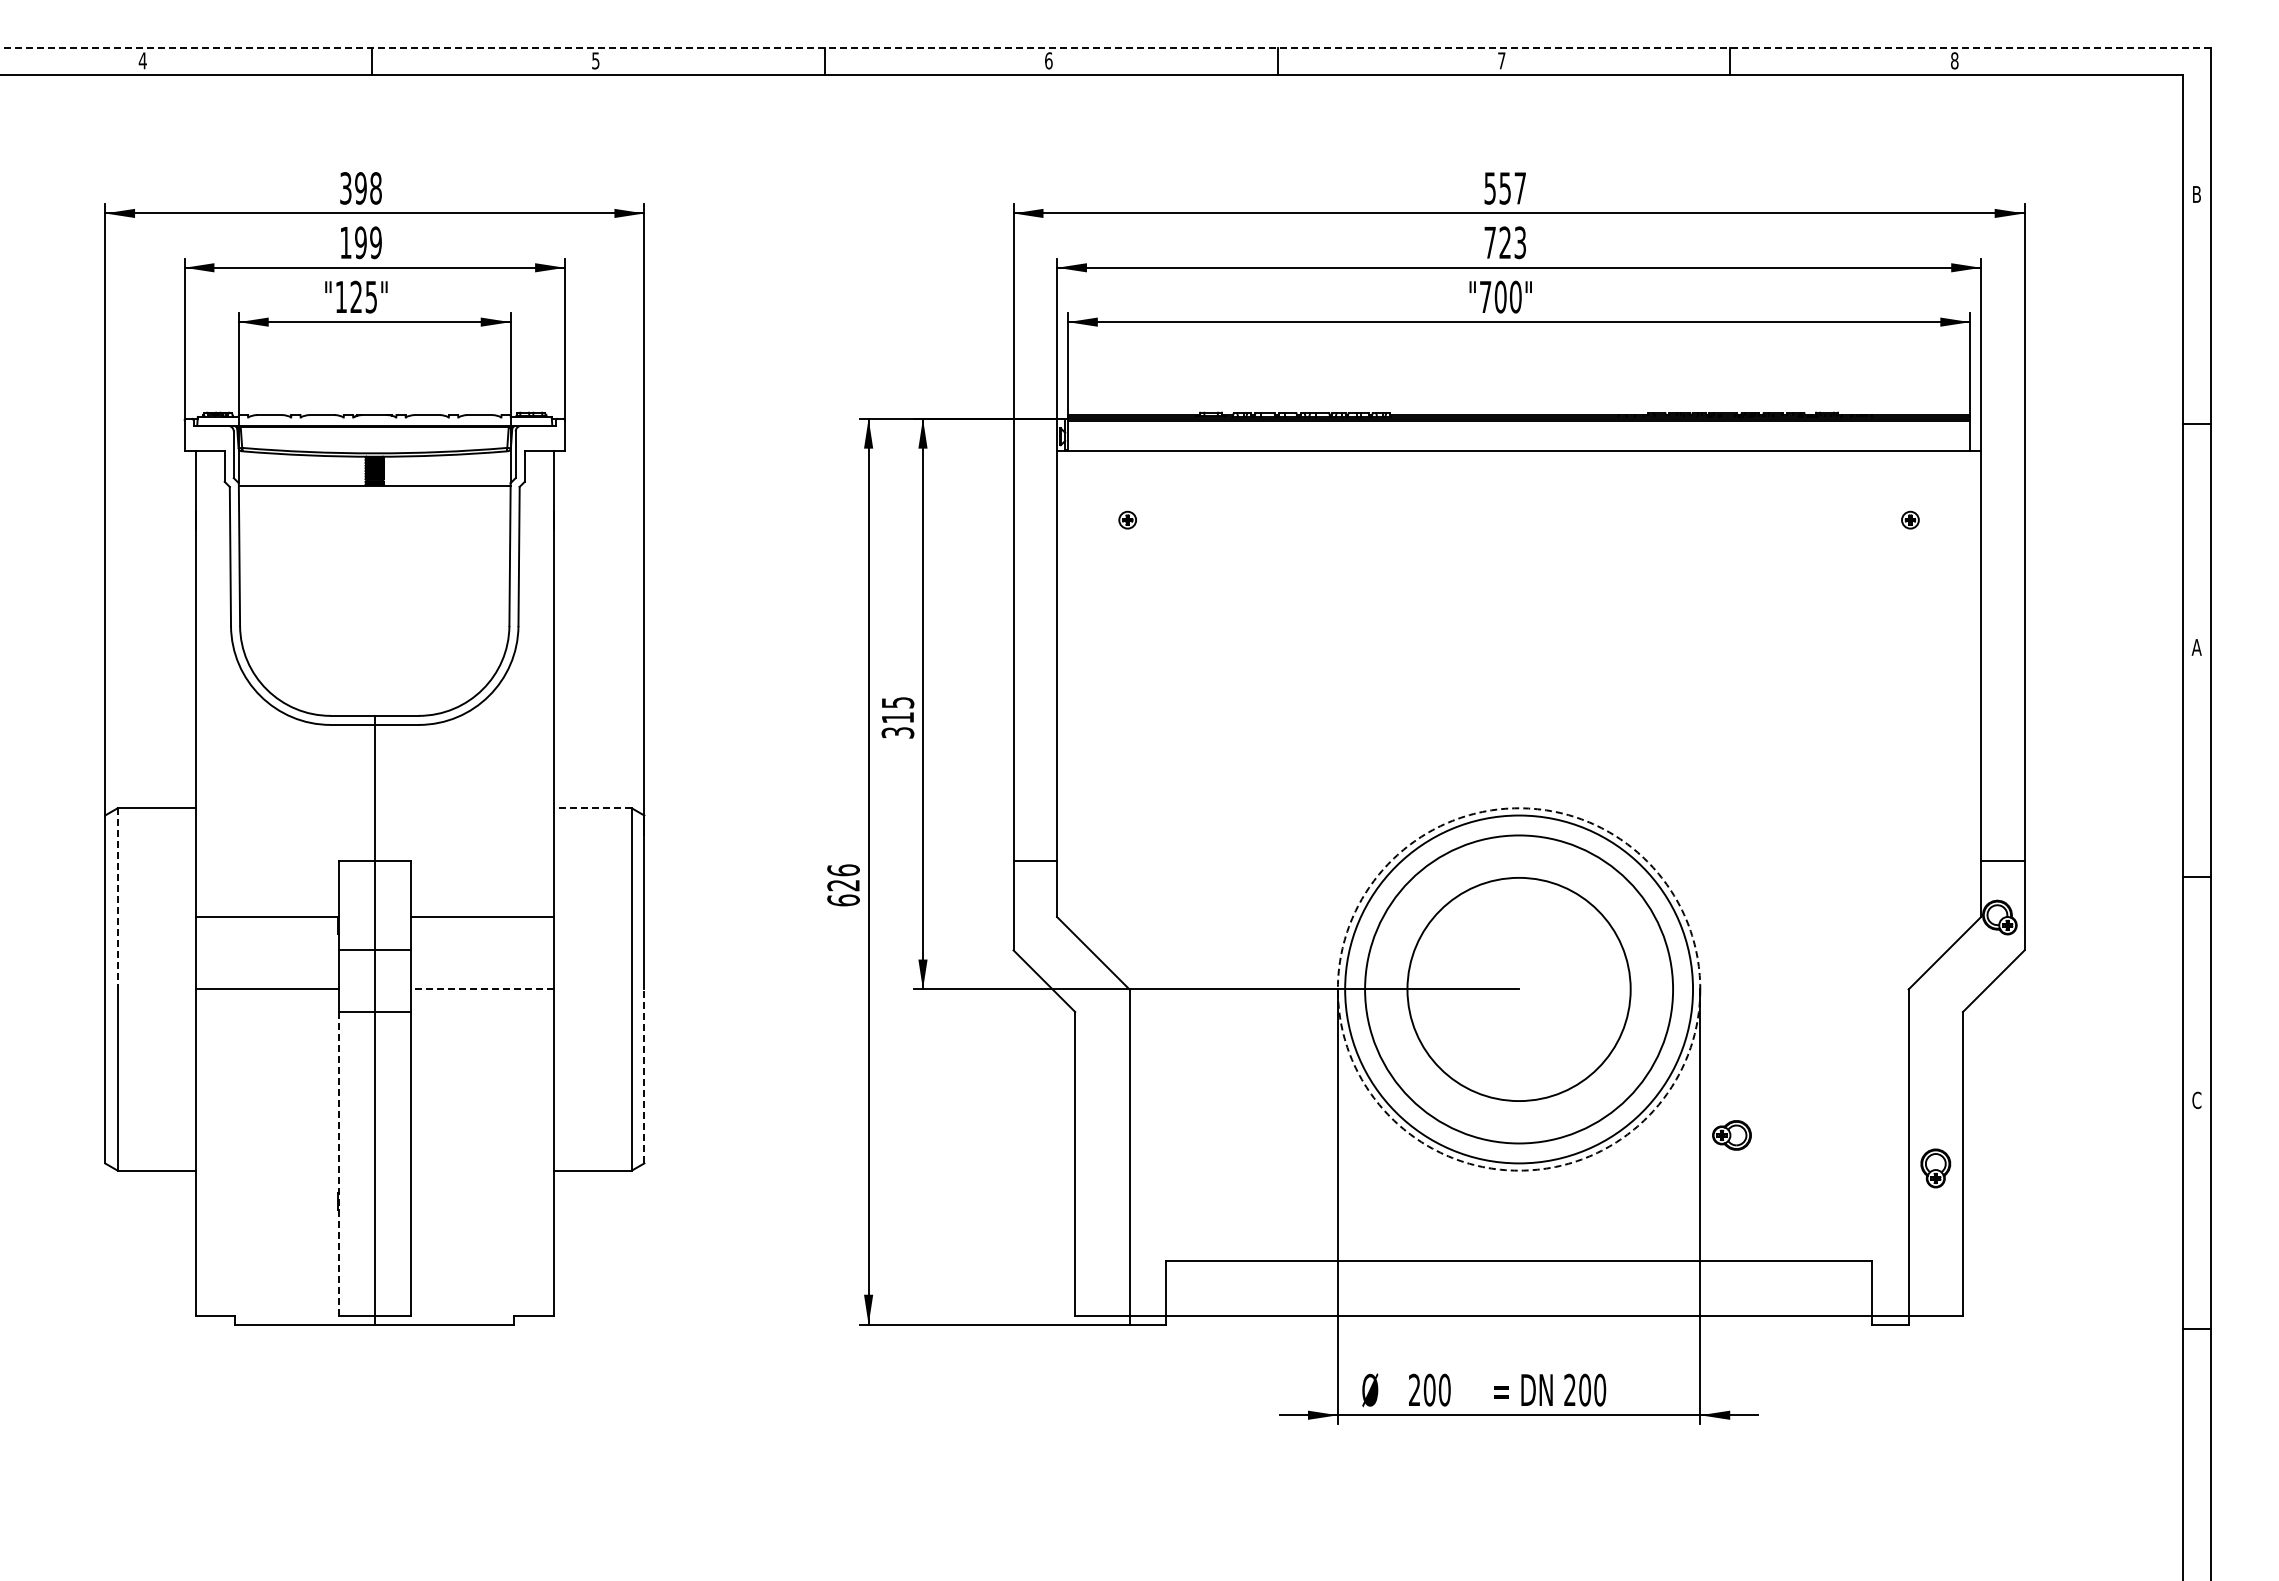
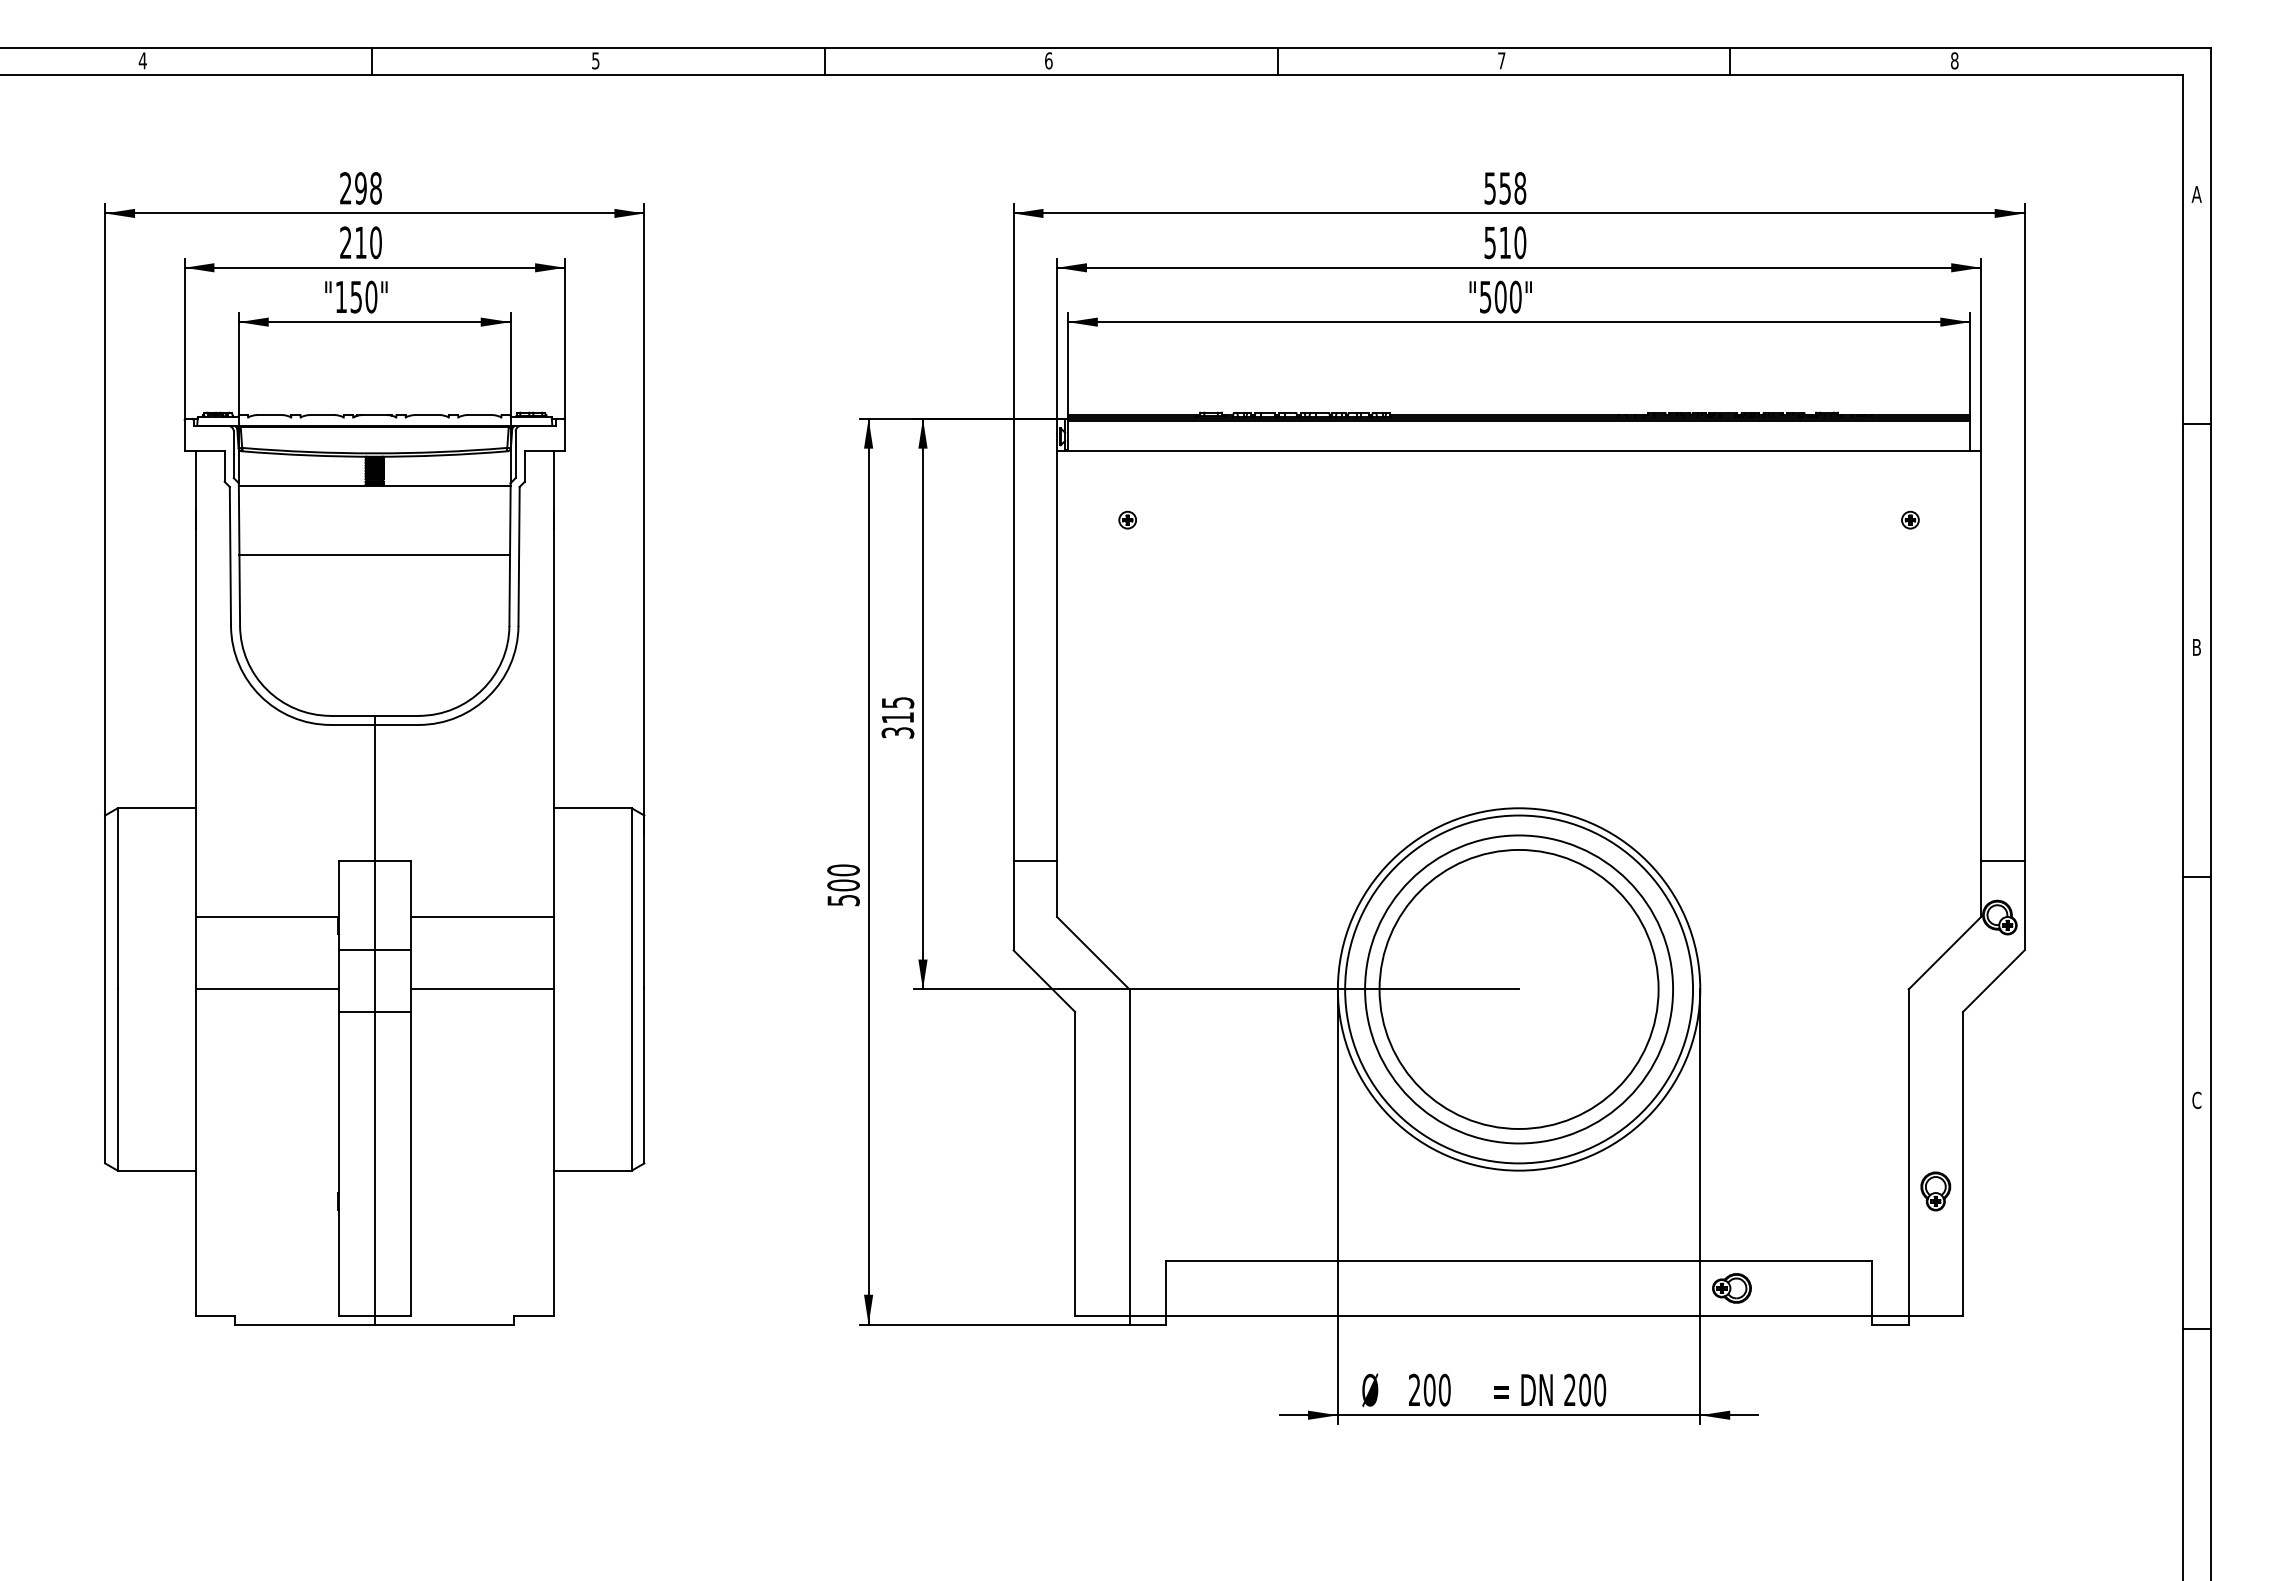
line: dashed -> solid (1104, 47)
text: 398 -> 298 (345, 188)
text: 557 -> 558 (1520, 188)
text: B -> A (2196, 194)
text: 199 -> 210 (360, 242)
text: 723 -> 510 (1505, 242)
text: "125" -> "150" (363, 296)
text: "700" -> "500" (1485, 297)
line: none -> present (374, 554)
text: A -> B (2196, 647)
line: dashed -> solid (592, 808)
text: 626 -> 500 (843, 885)
line: dashed -> solid (117, 898)
line: dashed -> solid (481, 989)
circle diameter: 223 px -> 279 px (1518, 988)
circle: dashed -> solid (1518, 989)
line: dashed -> solid (644, 1076)
part position: (1731, 1135) -> (1731, 1288) (1731, 1288)
line: dashed -> solid (338, 1163)
part position: (1935, 1168) -> (1935, 1191) (1935, 1191)
